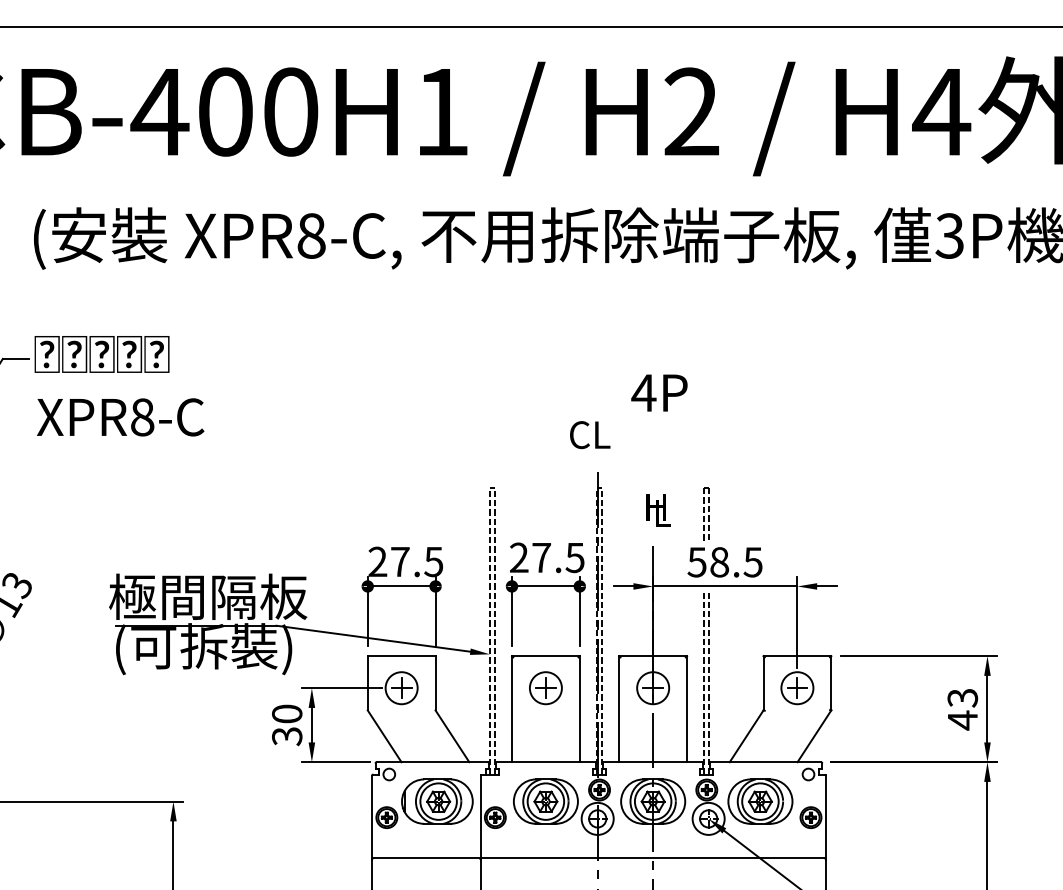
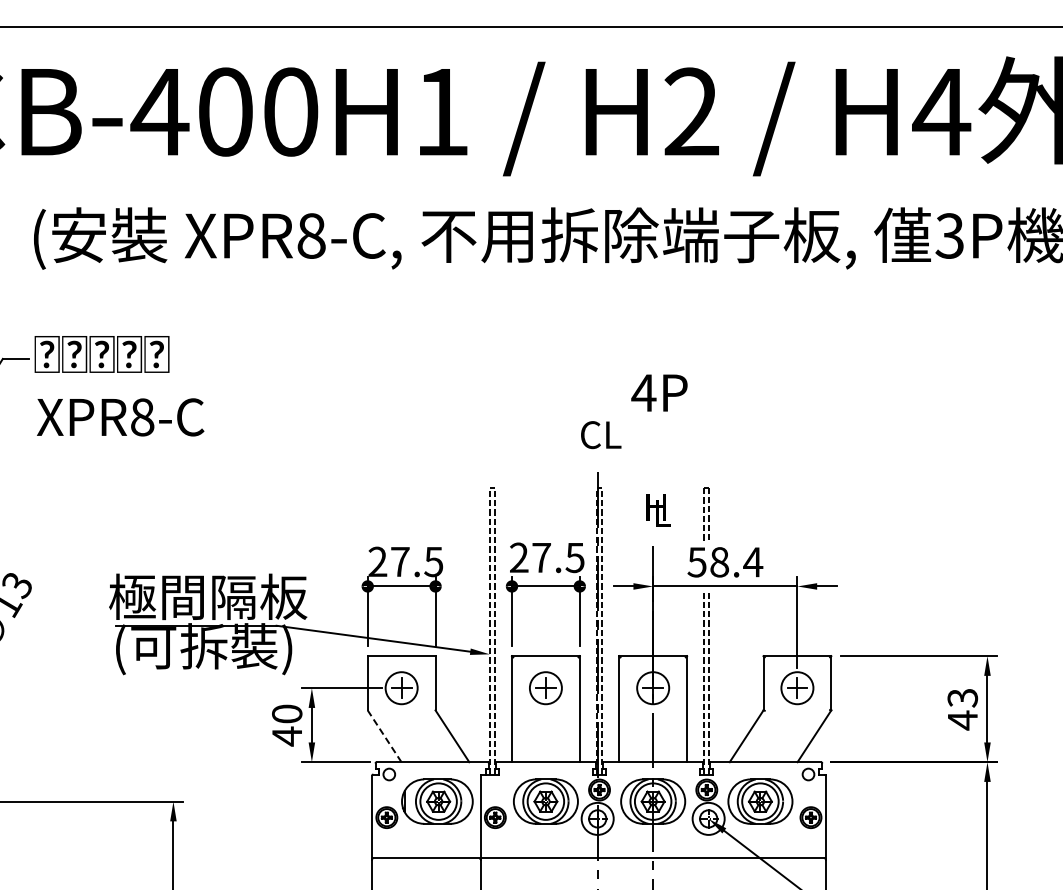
text position: (590, 435) -> (601, 435) (601, 435)
text: 58.5 -> 58.4 (753, 562)
text: 30 -> 40 (287, 736)
line: solid -> dashed (384, 736)
